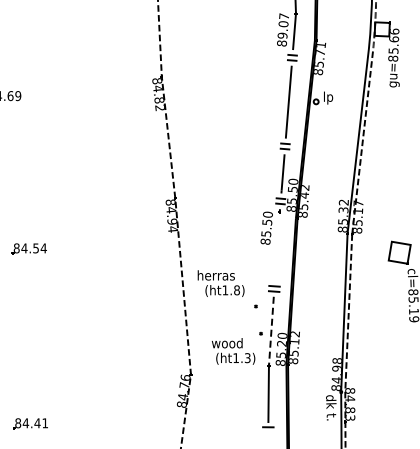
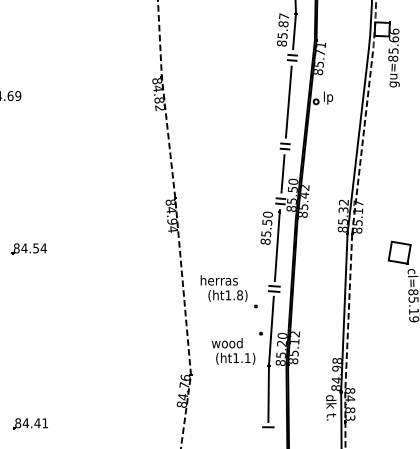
text: 89.07 -> 85.87 (282, 29)
line: none -> present (276, 246)
text position: (220, 283) -> (223, 288) (223, 288)
line: dashed -> solid (271, 331)
text: (ht1.3) -> (ht1.1) (247, 358)
